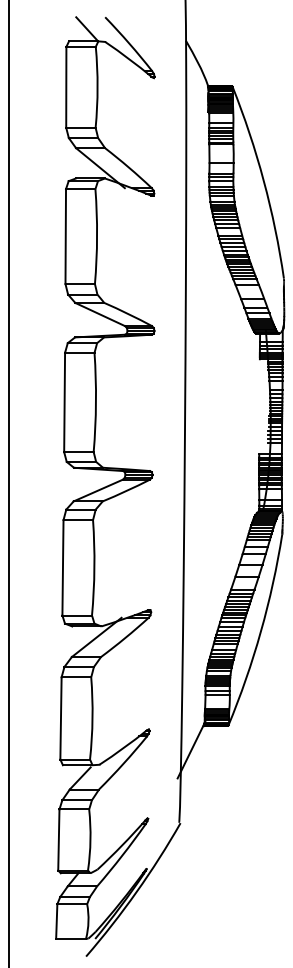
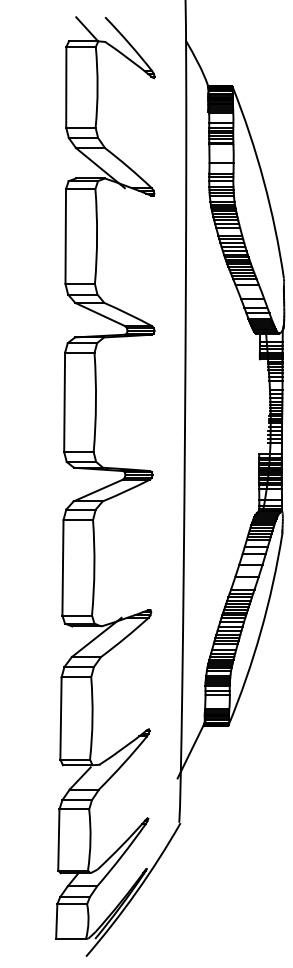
line: present -> none (8, 483)
